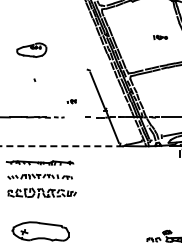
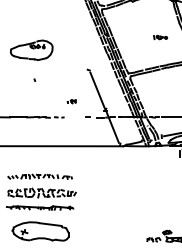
part size: 32x16 px -> 44x22 px (31, 49)
line: dashed -> solid (61, 146)
part position: (39, 162) -> (39, 207) (39, 207)
